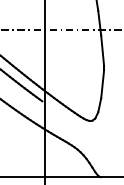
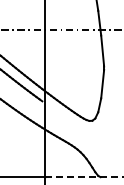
line: solid -> dashed (84, 177)
